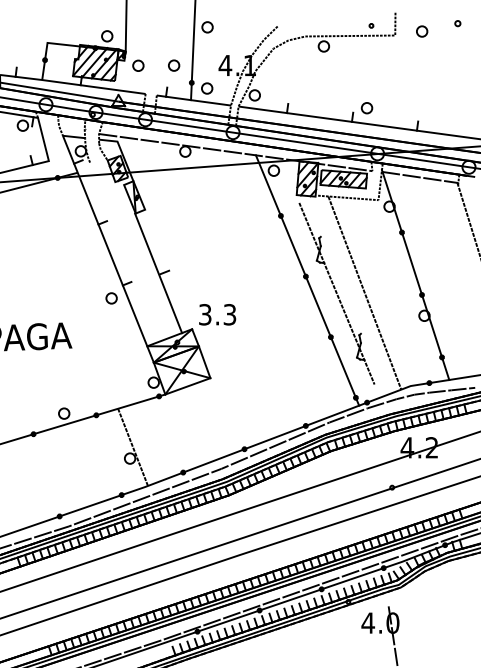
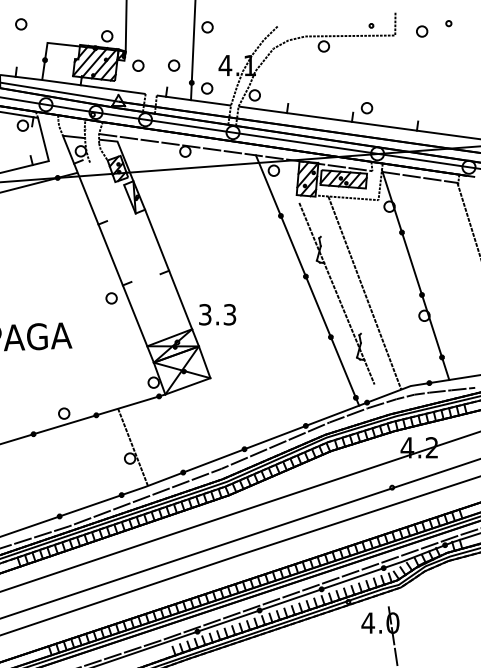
part position: (457, 23) -> (448, 23) (448, 23)
part: none -> present (21, 24)
line position: (158, 273) -> (168, 269) (168, 269)
